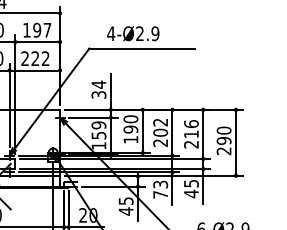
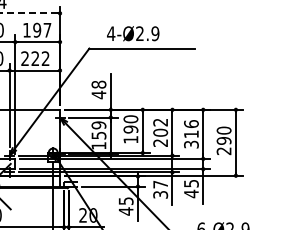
line: solid -> dashed (28, 13)
text: 34 -> 48 (98, 89)
text: 216 -> 316 (191, 144)
text: 73 -> 37 (160, 189)
